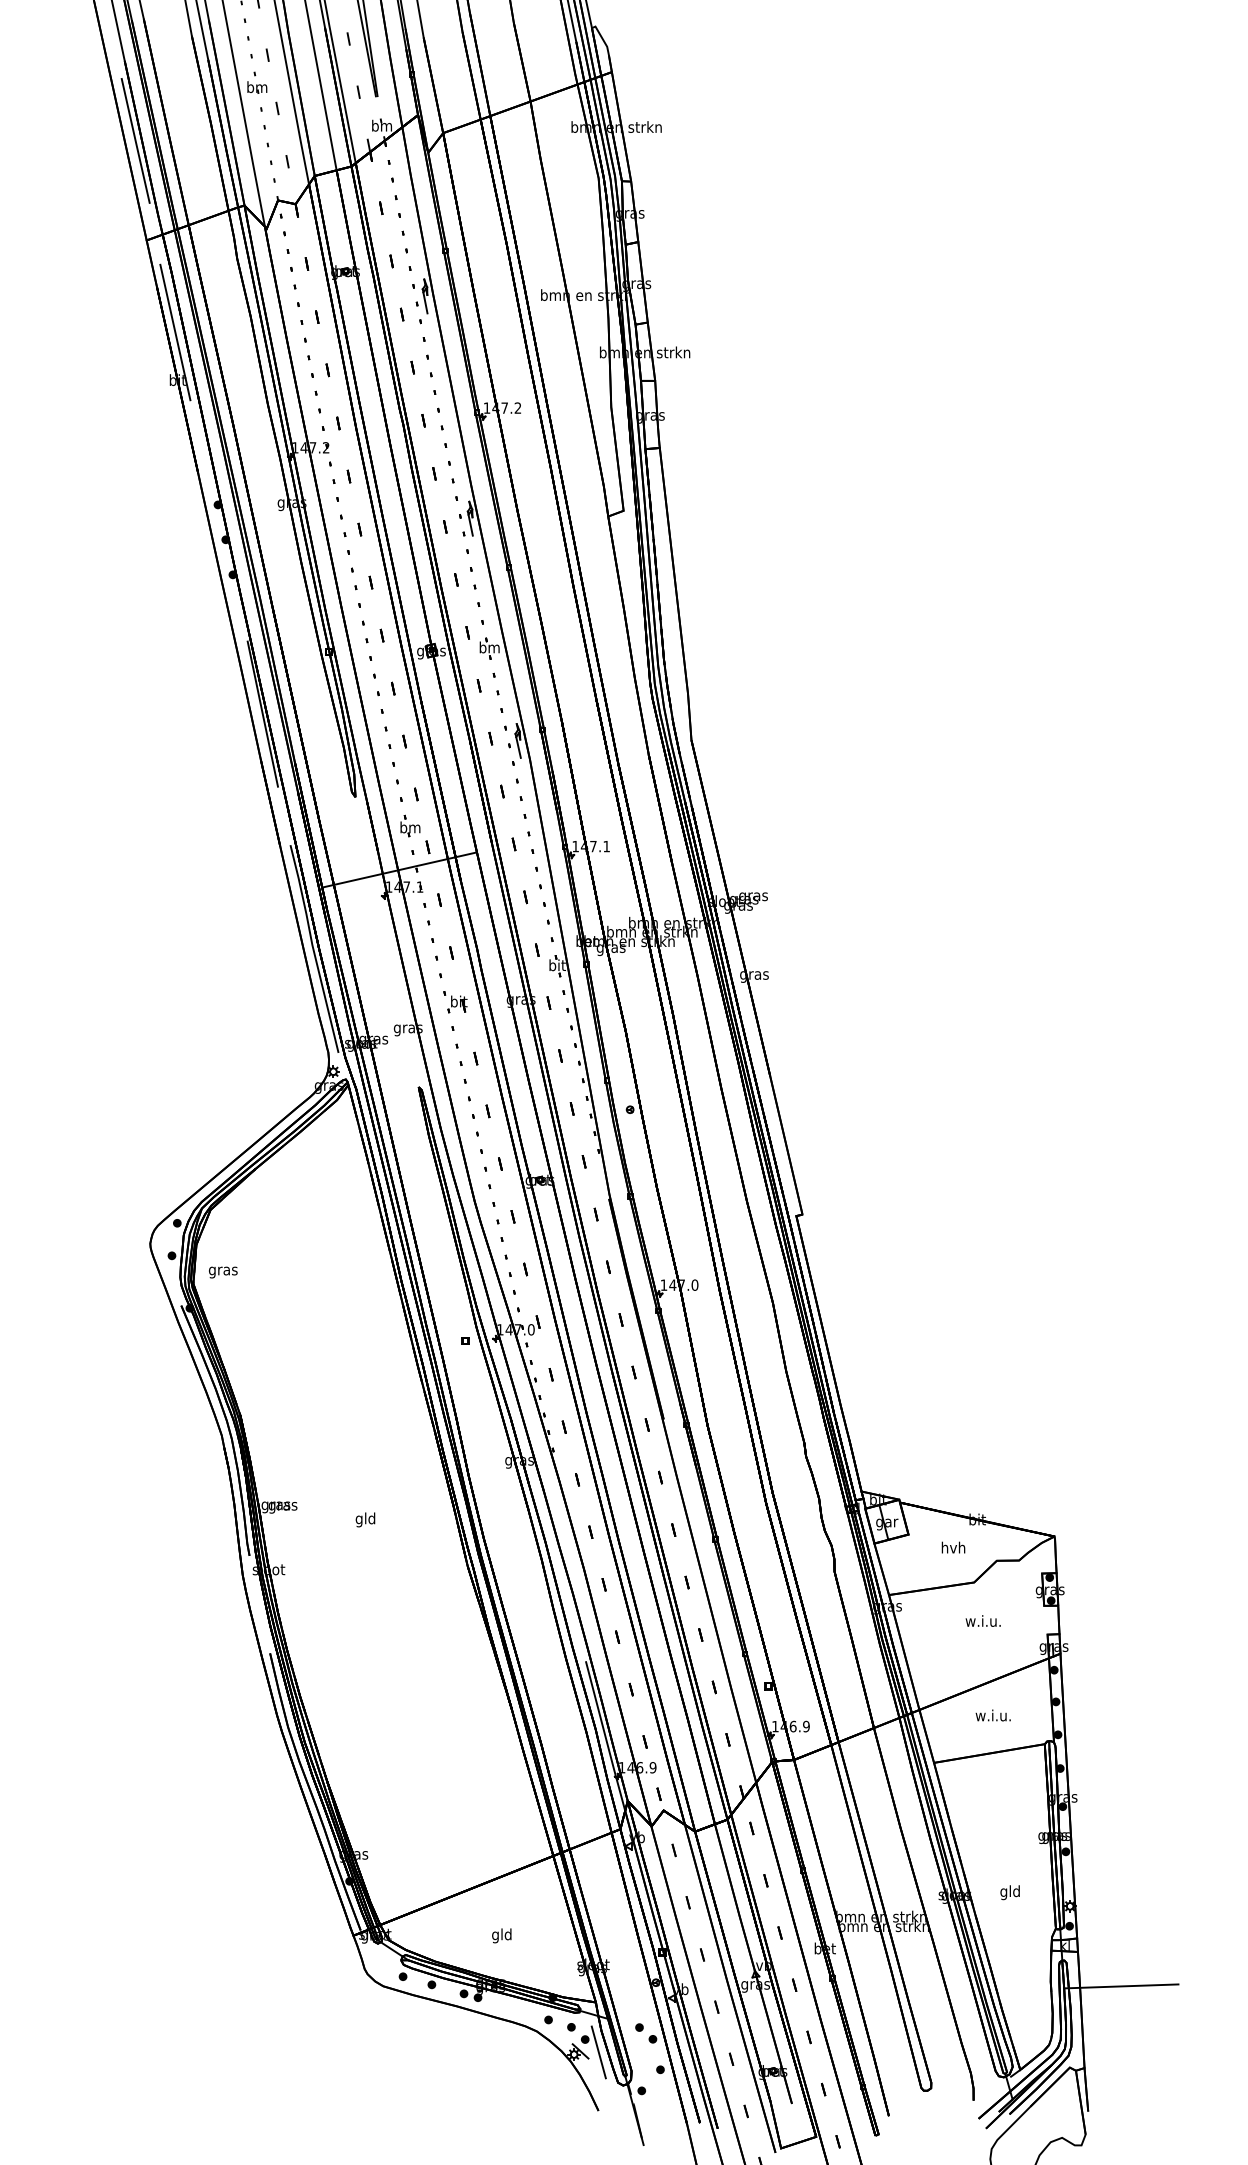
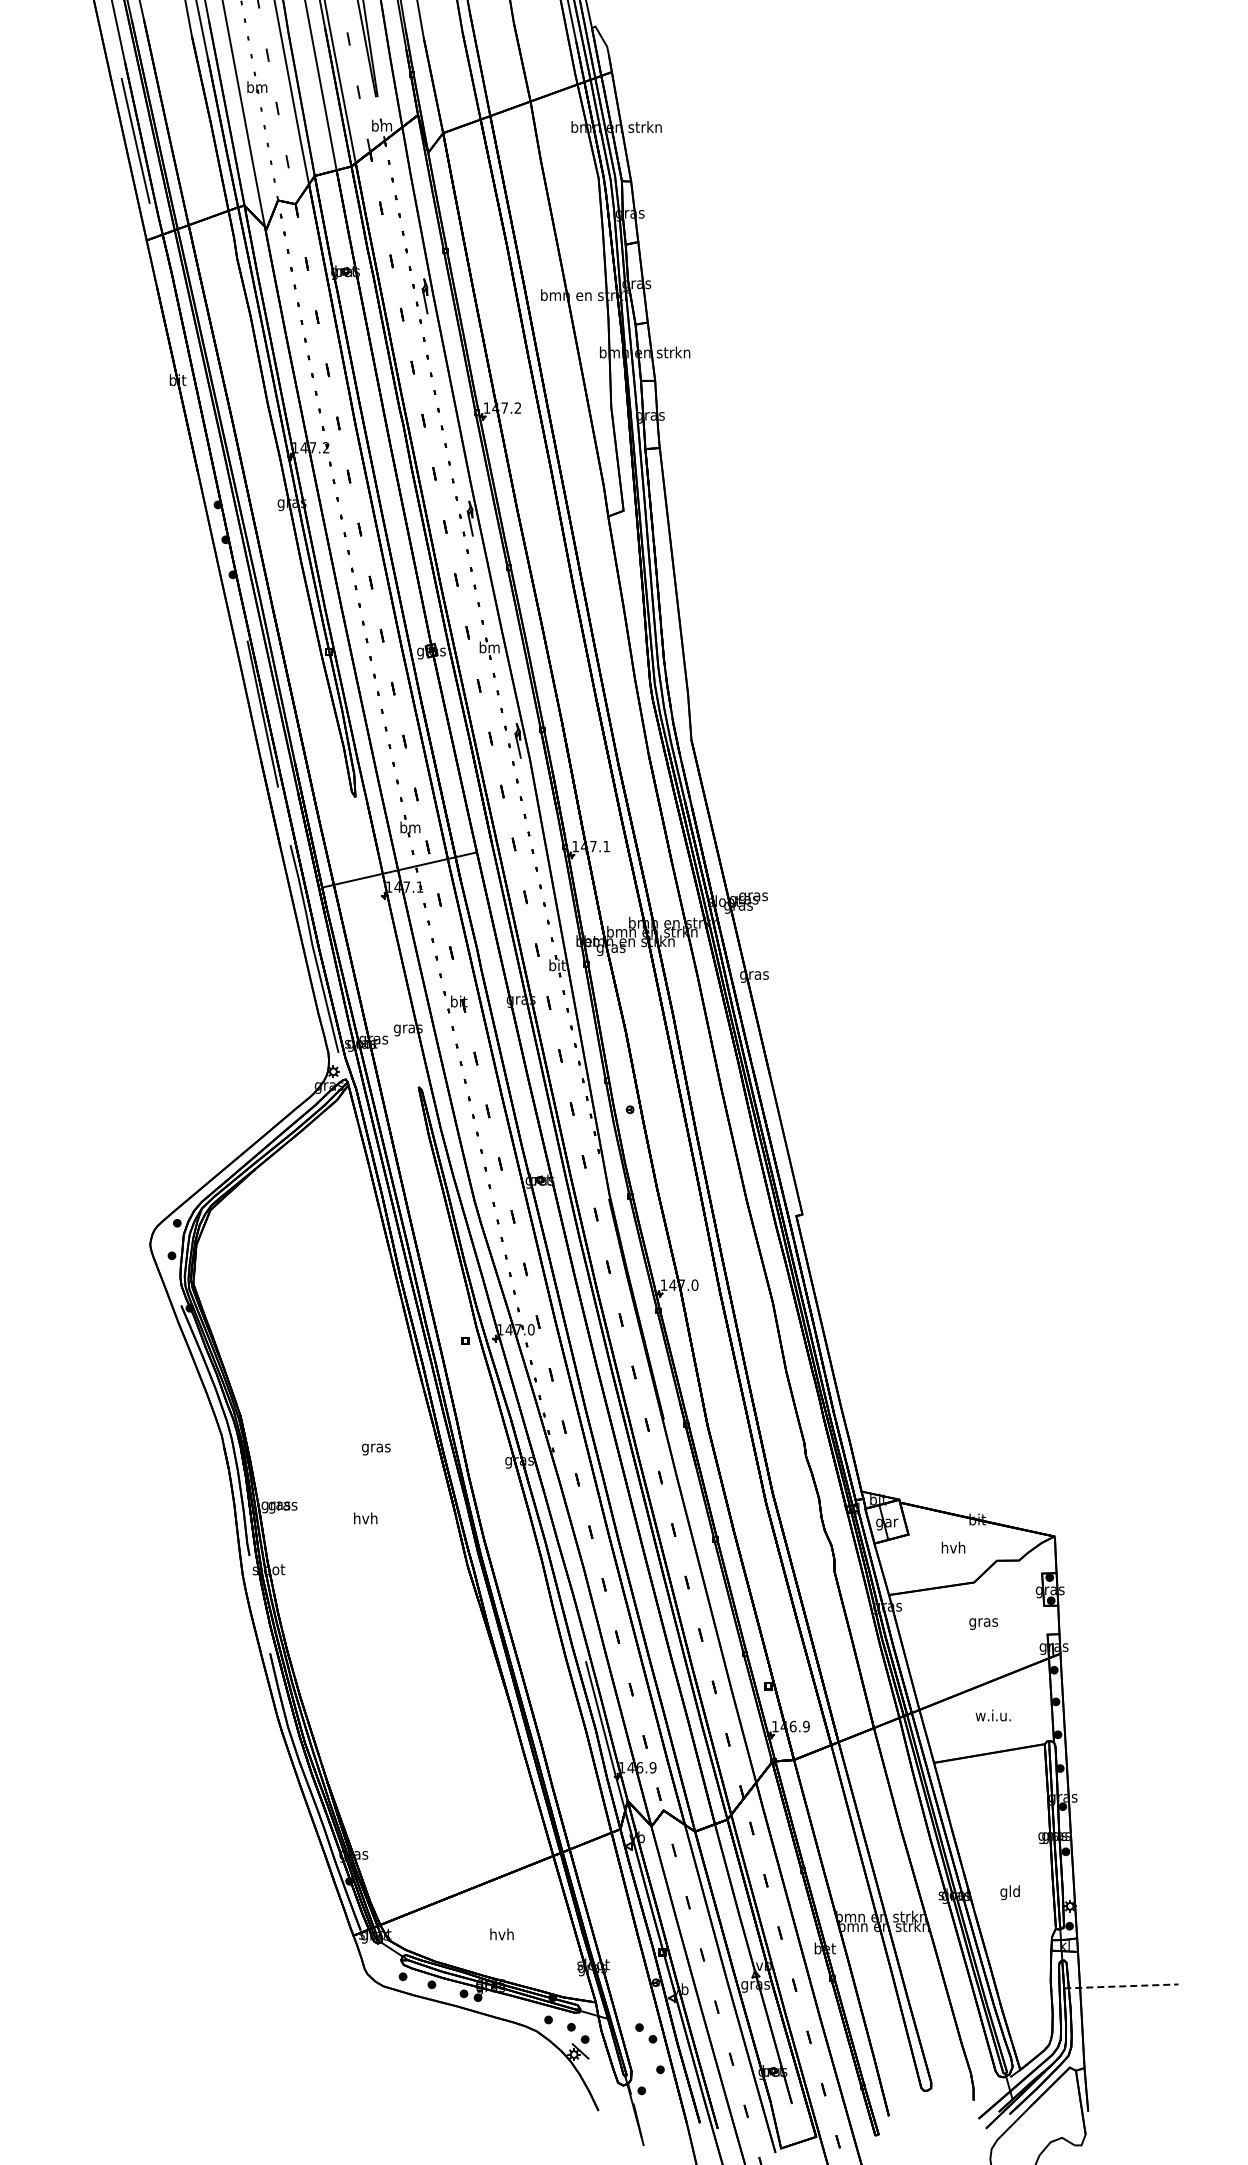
line: present -> none (175, 332)
text position: (223, 1272) -> (376, 1449) (376, 1449)
text: gld -> hvh (365, 1519)
text: w.i.u. -> gras (982, 1622)
text: gld -> hvh (501, 1935)
line: solid -> dashed (1121, 1986)
line: present -> none (598, 2052)
